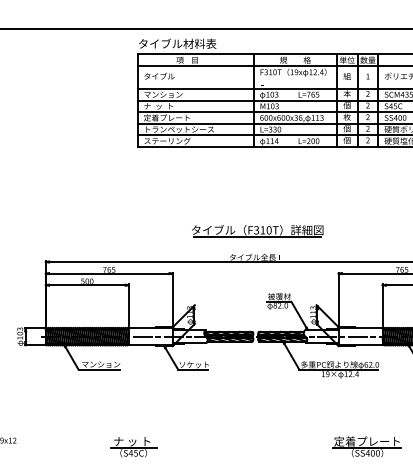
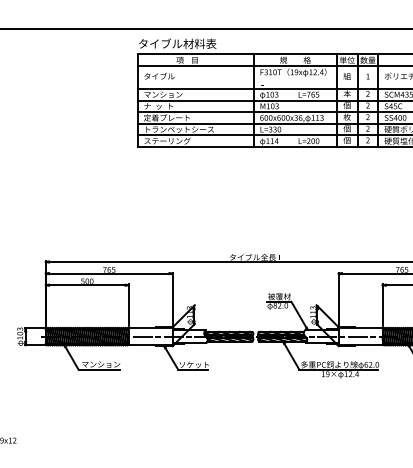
part: present -> none (257, 231)
part: present -> none (366, 446)
part: present -> none (133, 447)
